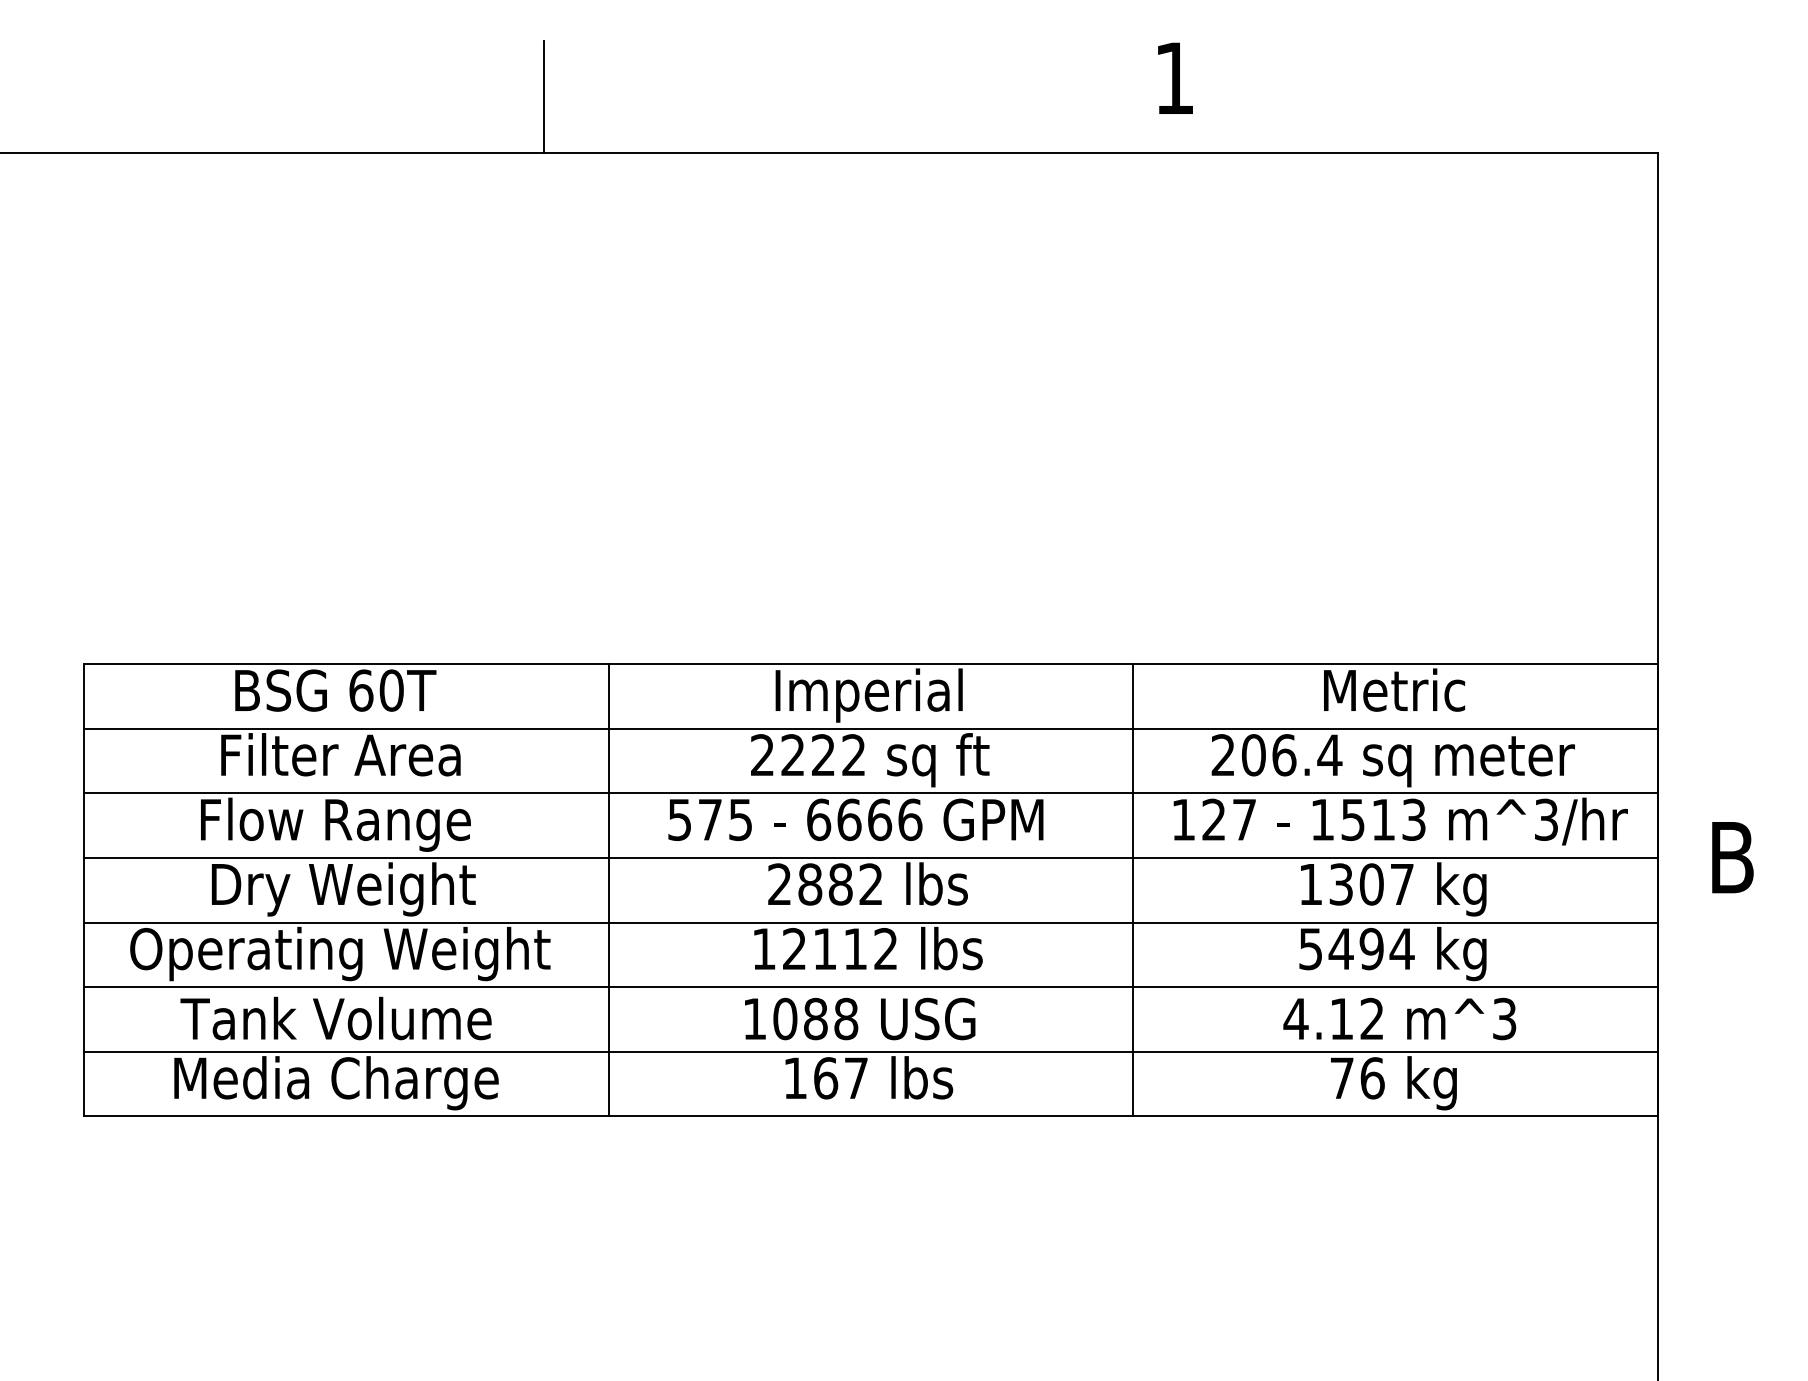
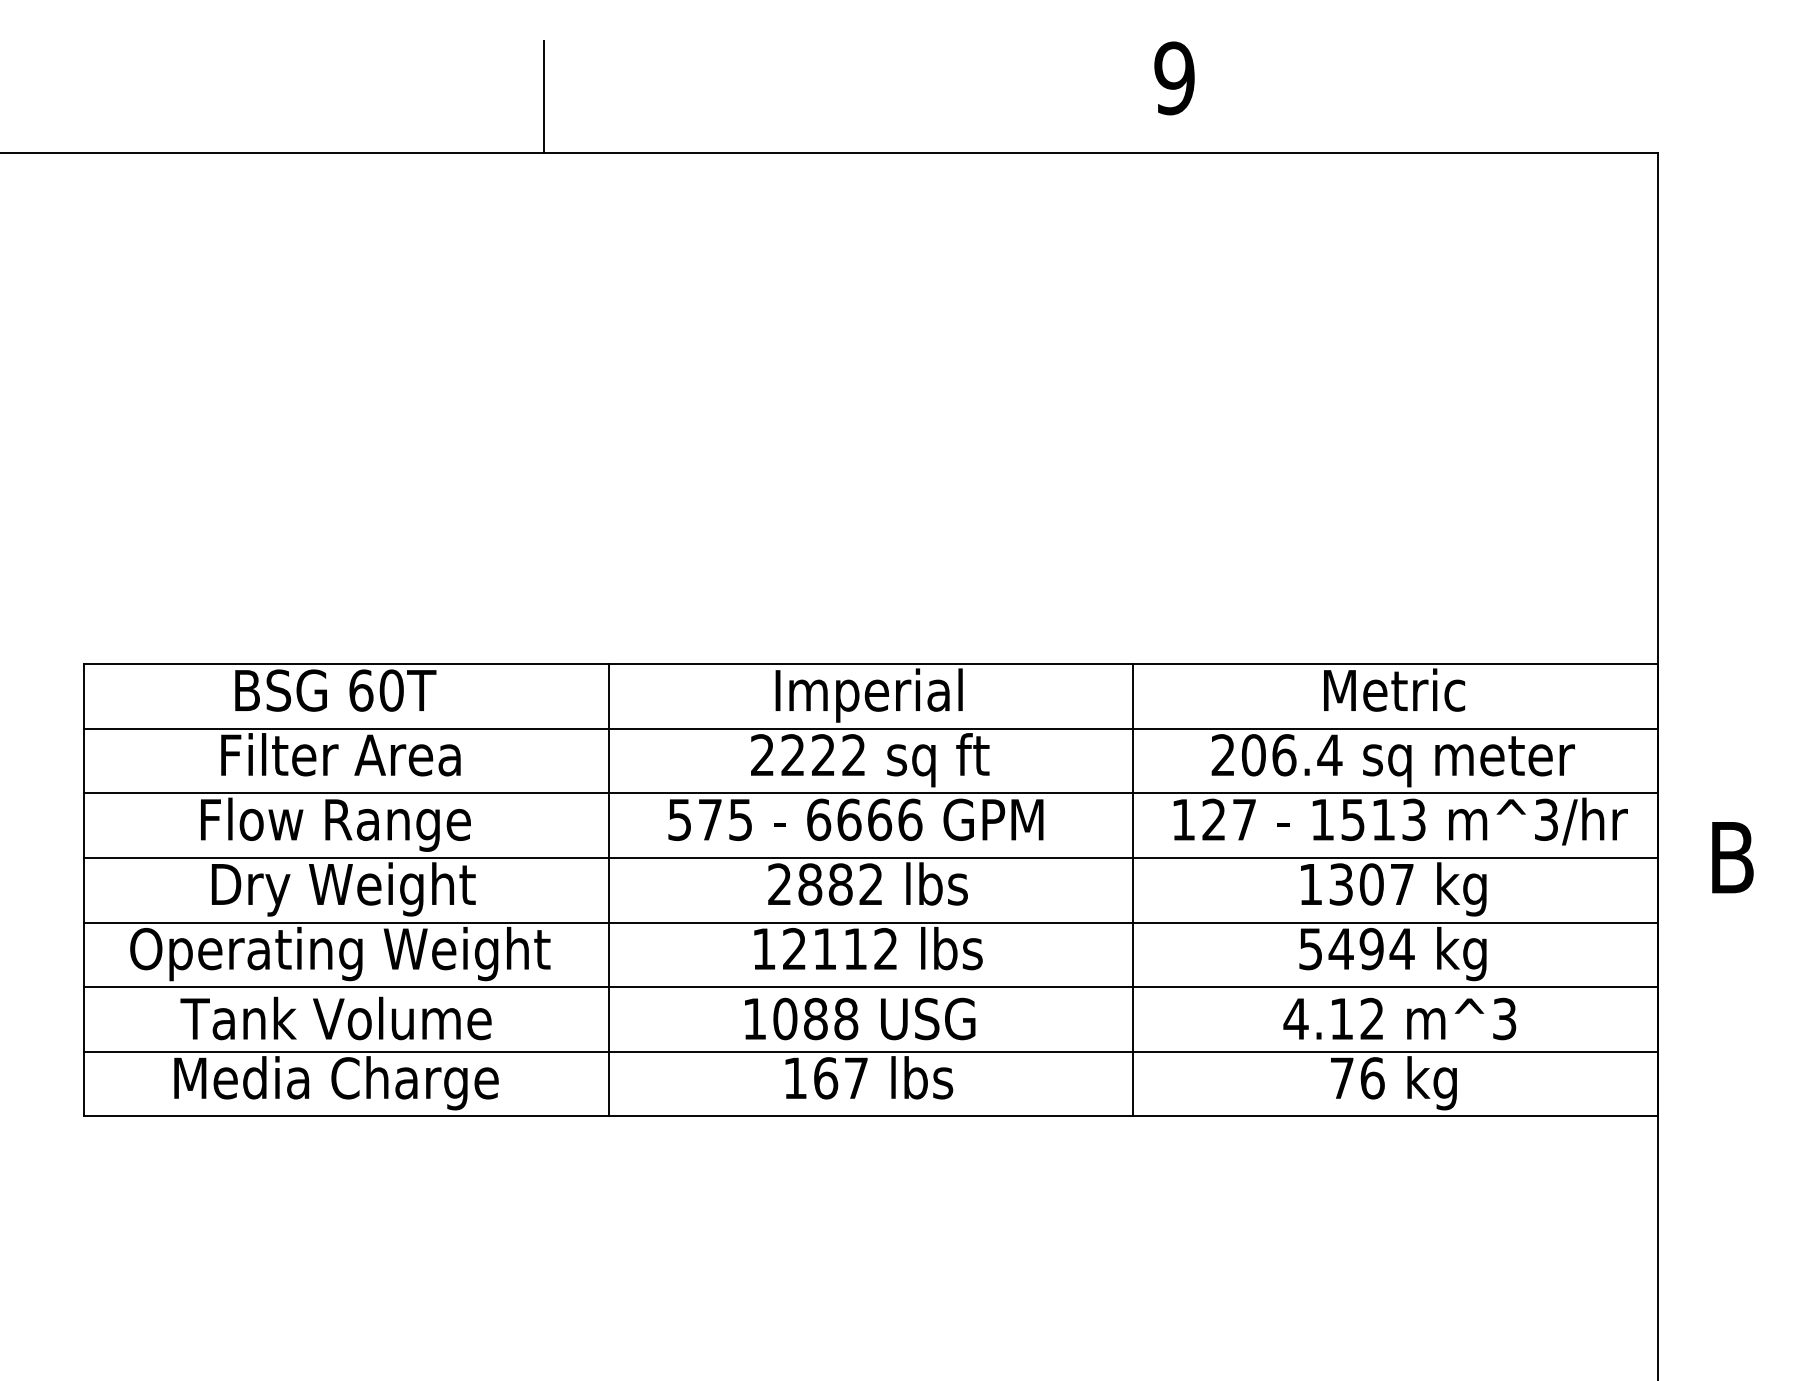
text: 1 -> 9 (1174, 78)
